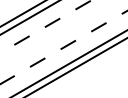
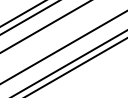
line: dashed -> solid (46, 26)
line: dashed -> solid (63, 47)
